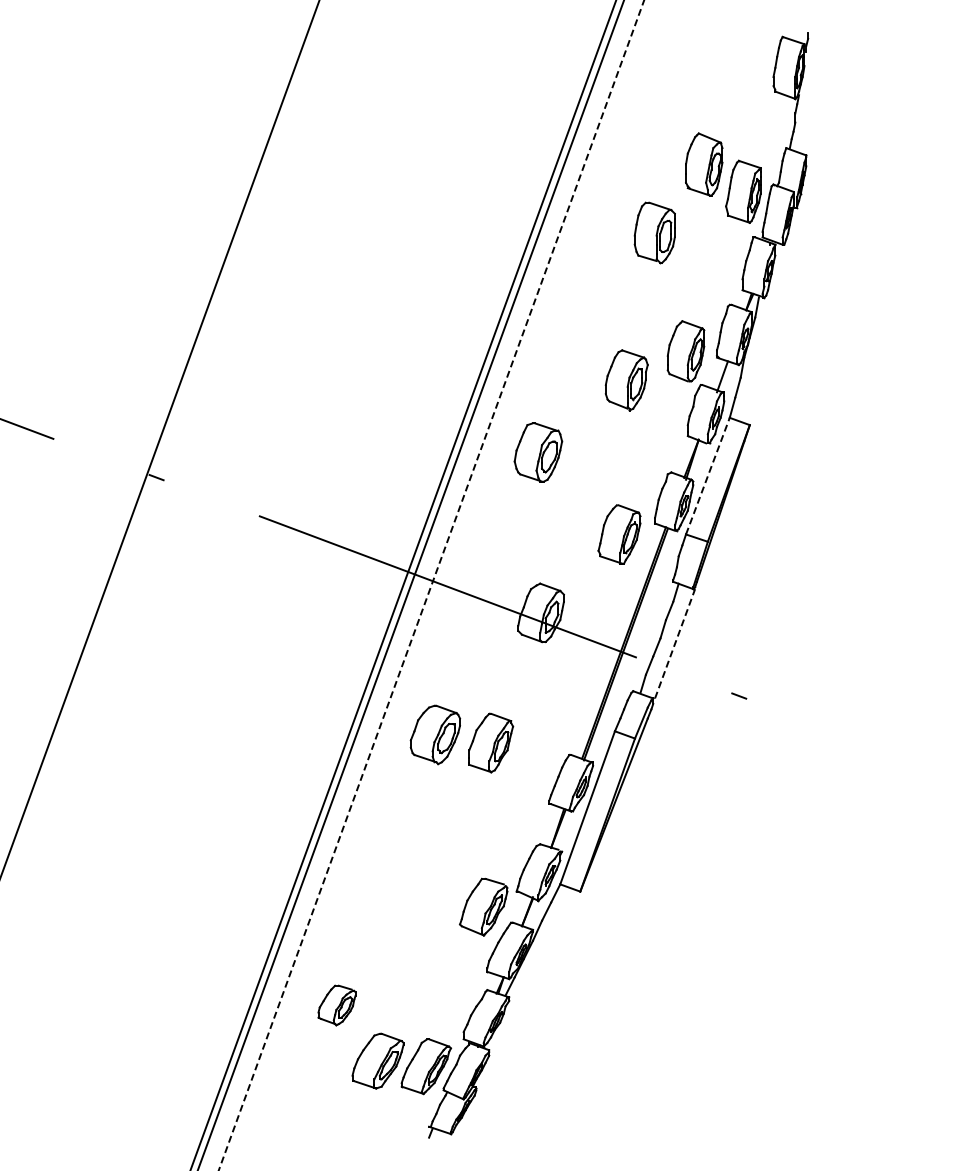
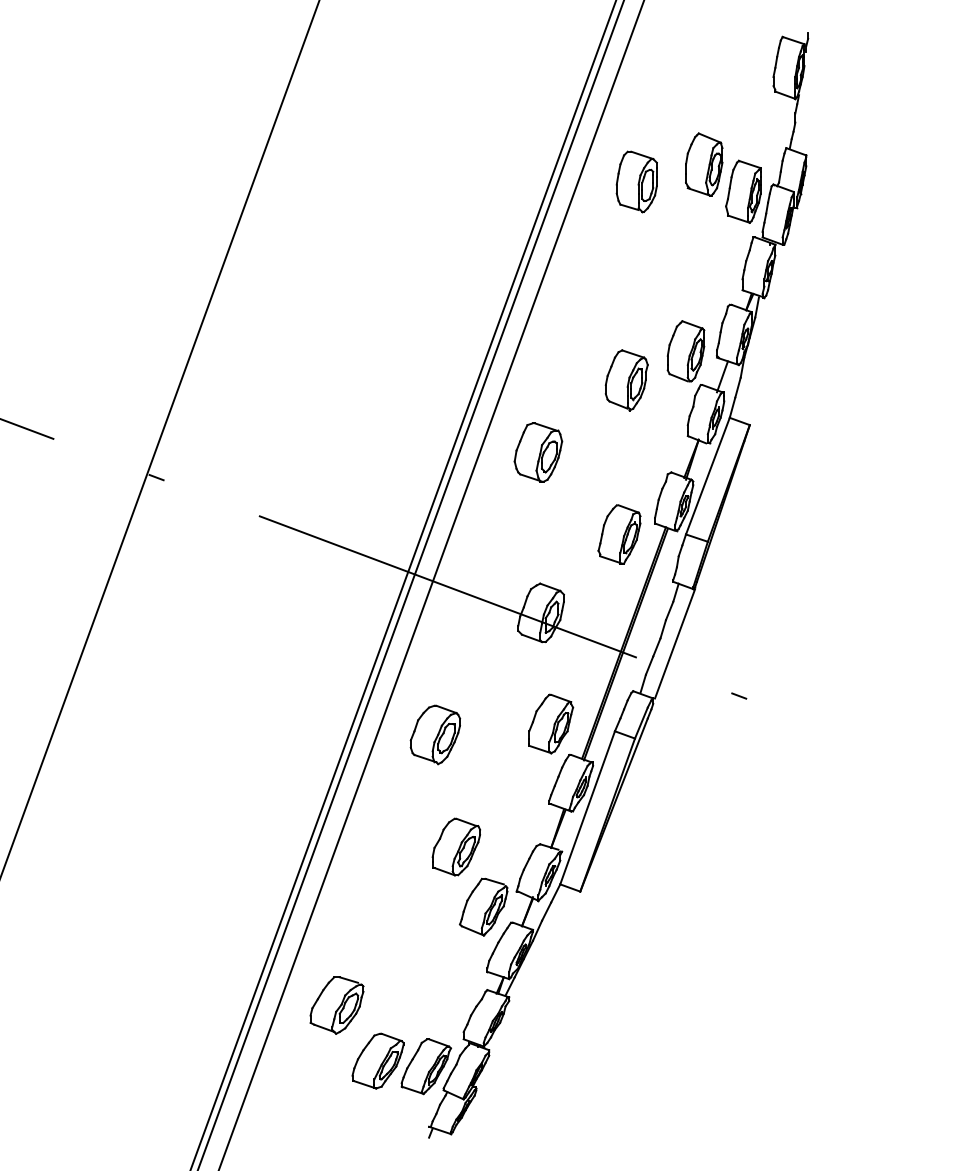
part position: (654, 232) -> (636, 181) (636, 181)
line: dashed -> solid (708, 475)
line: dashed -> solid (431, 585)
line: dashed -> solid (675, 643)
part position: (491, 742) -> (551, 723) (551, 723)
part: none -> present (456, 846)
part size: 40x43 px -> 56x59 px (336, 1005)
